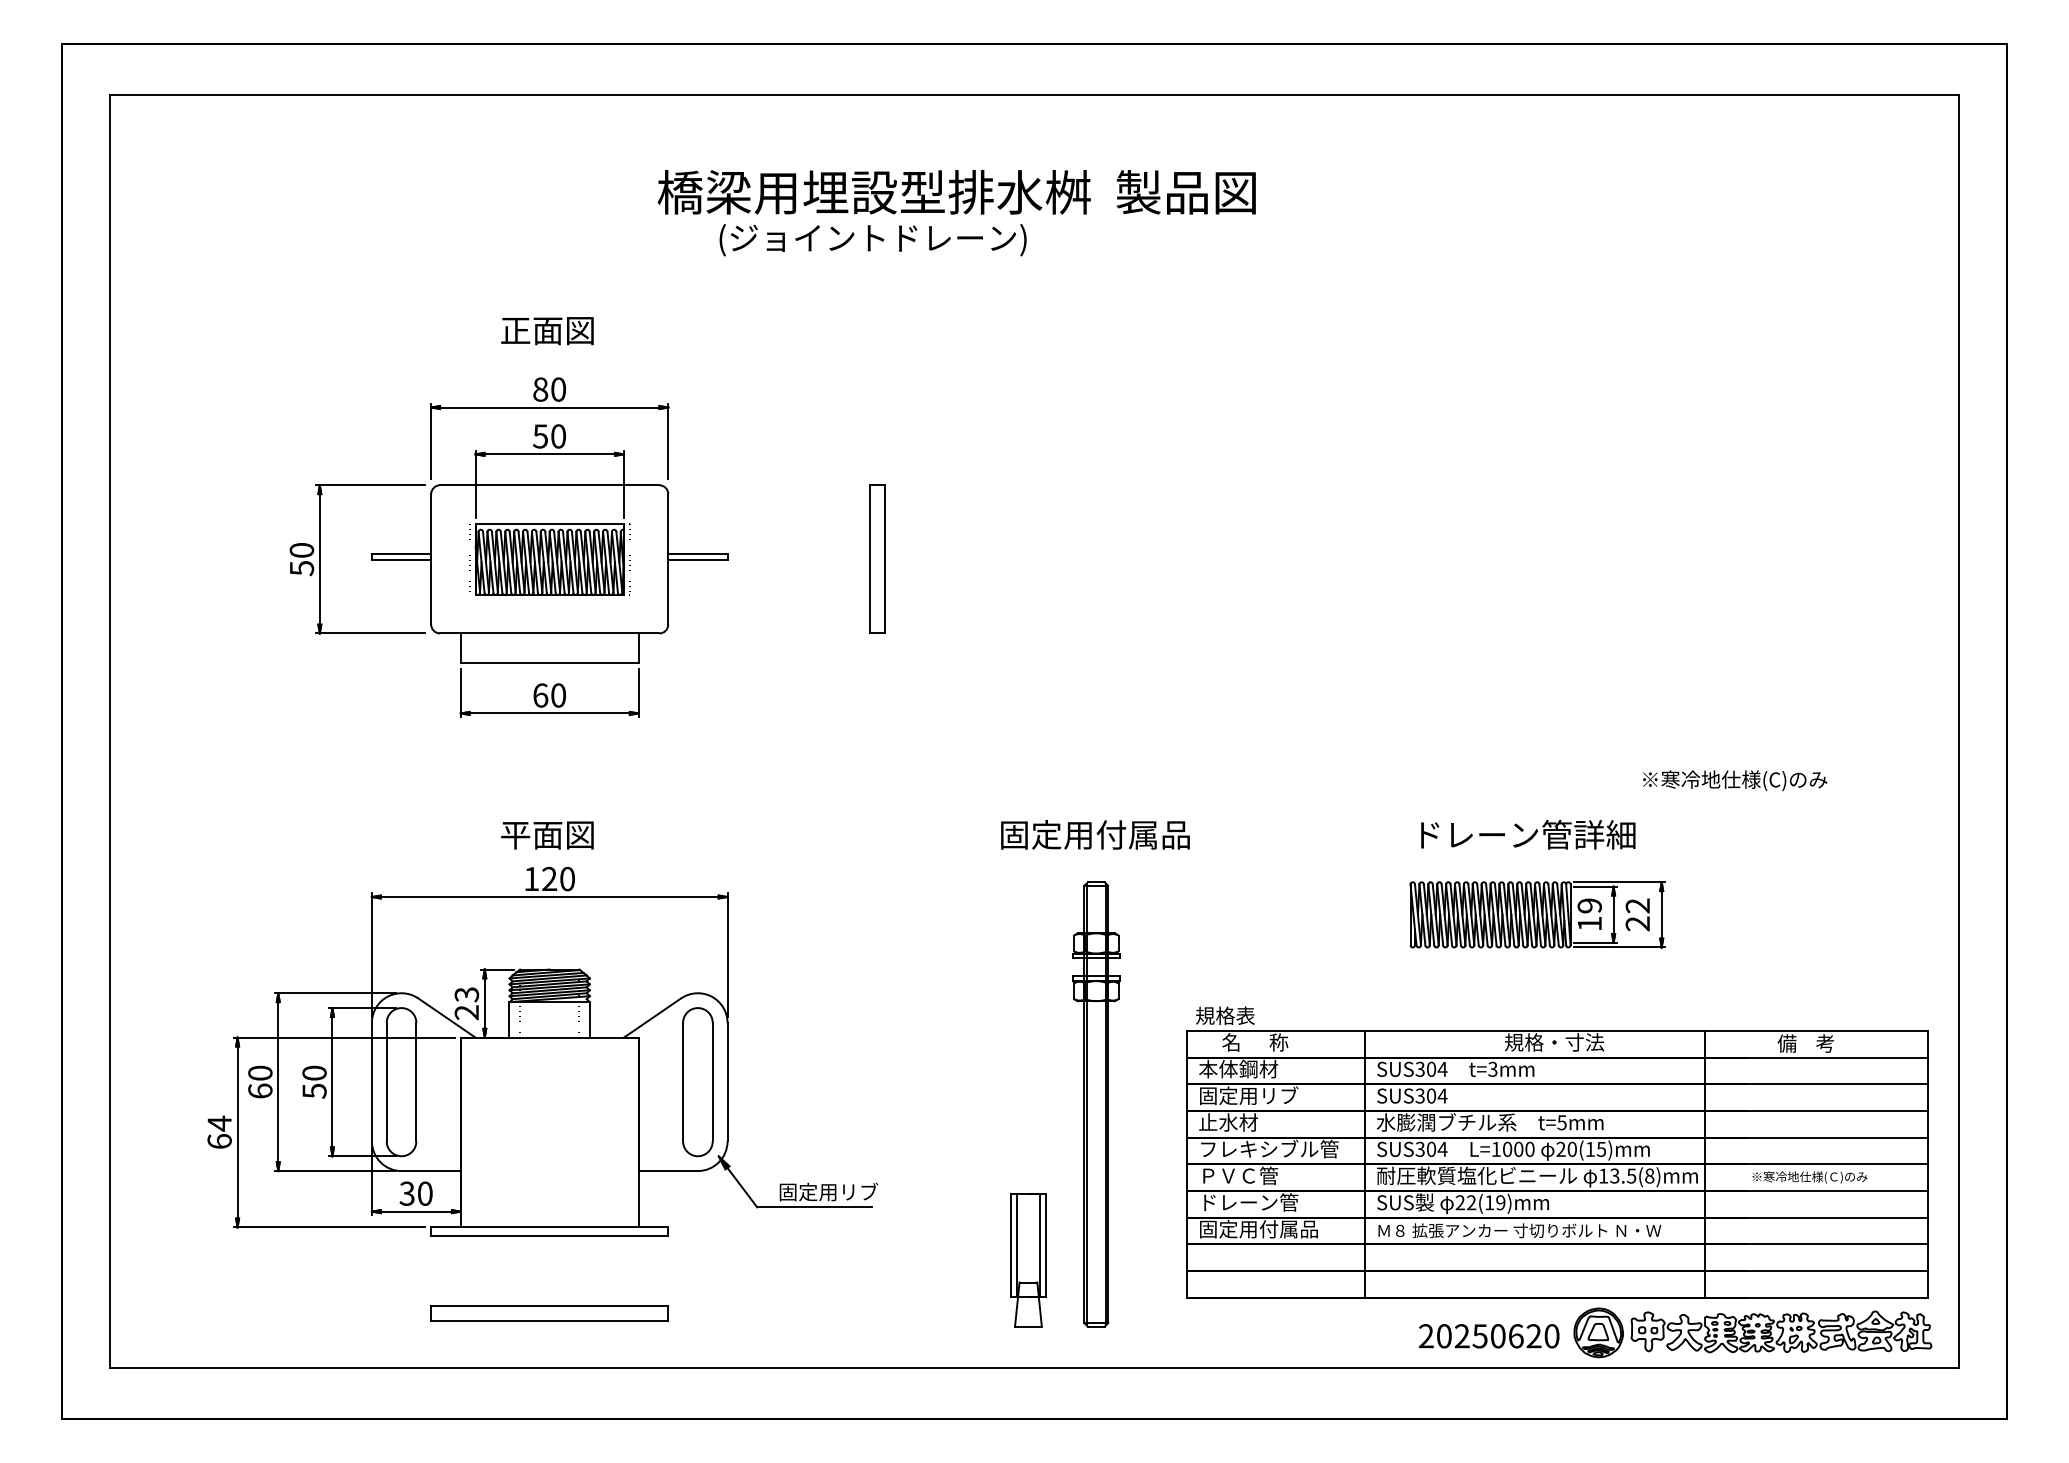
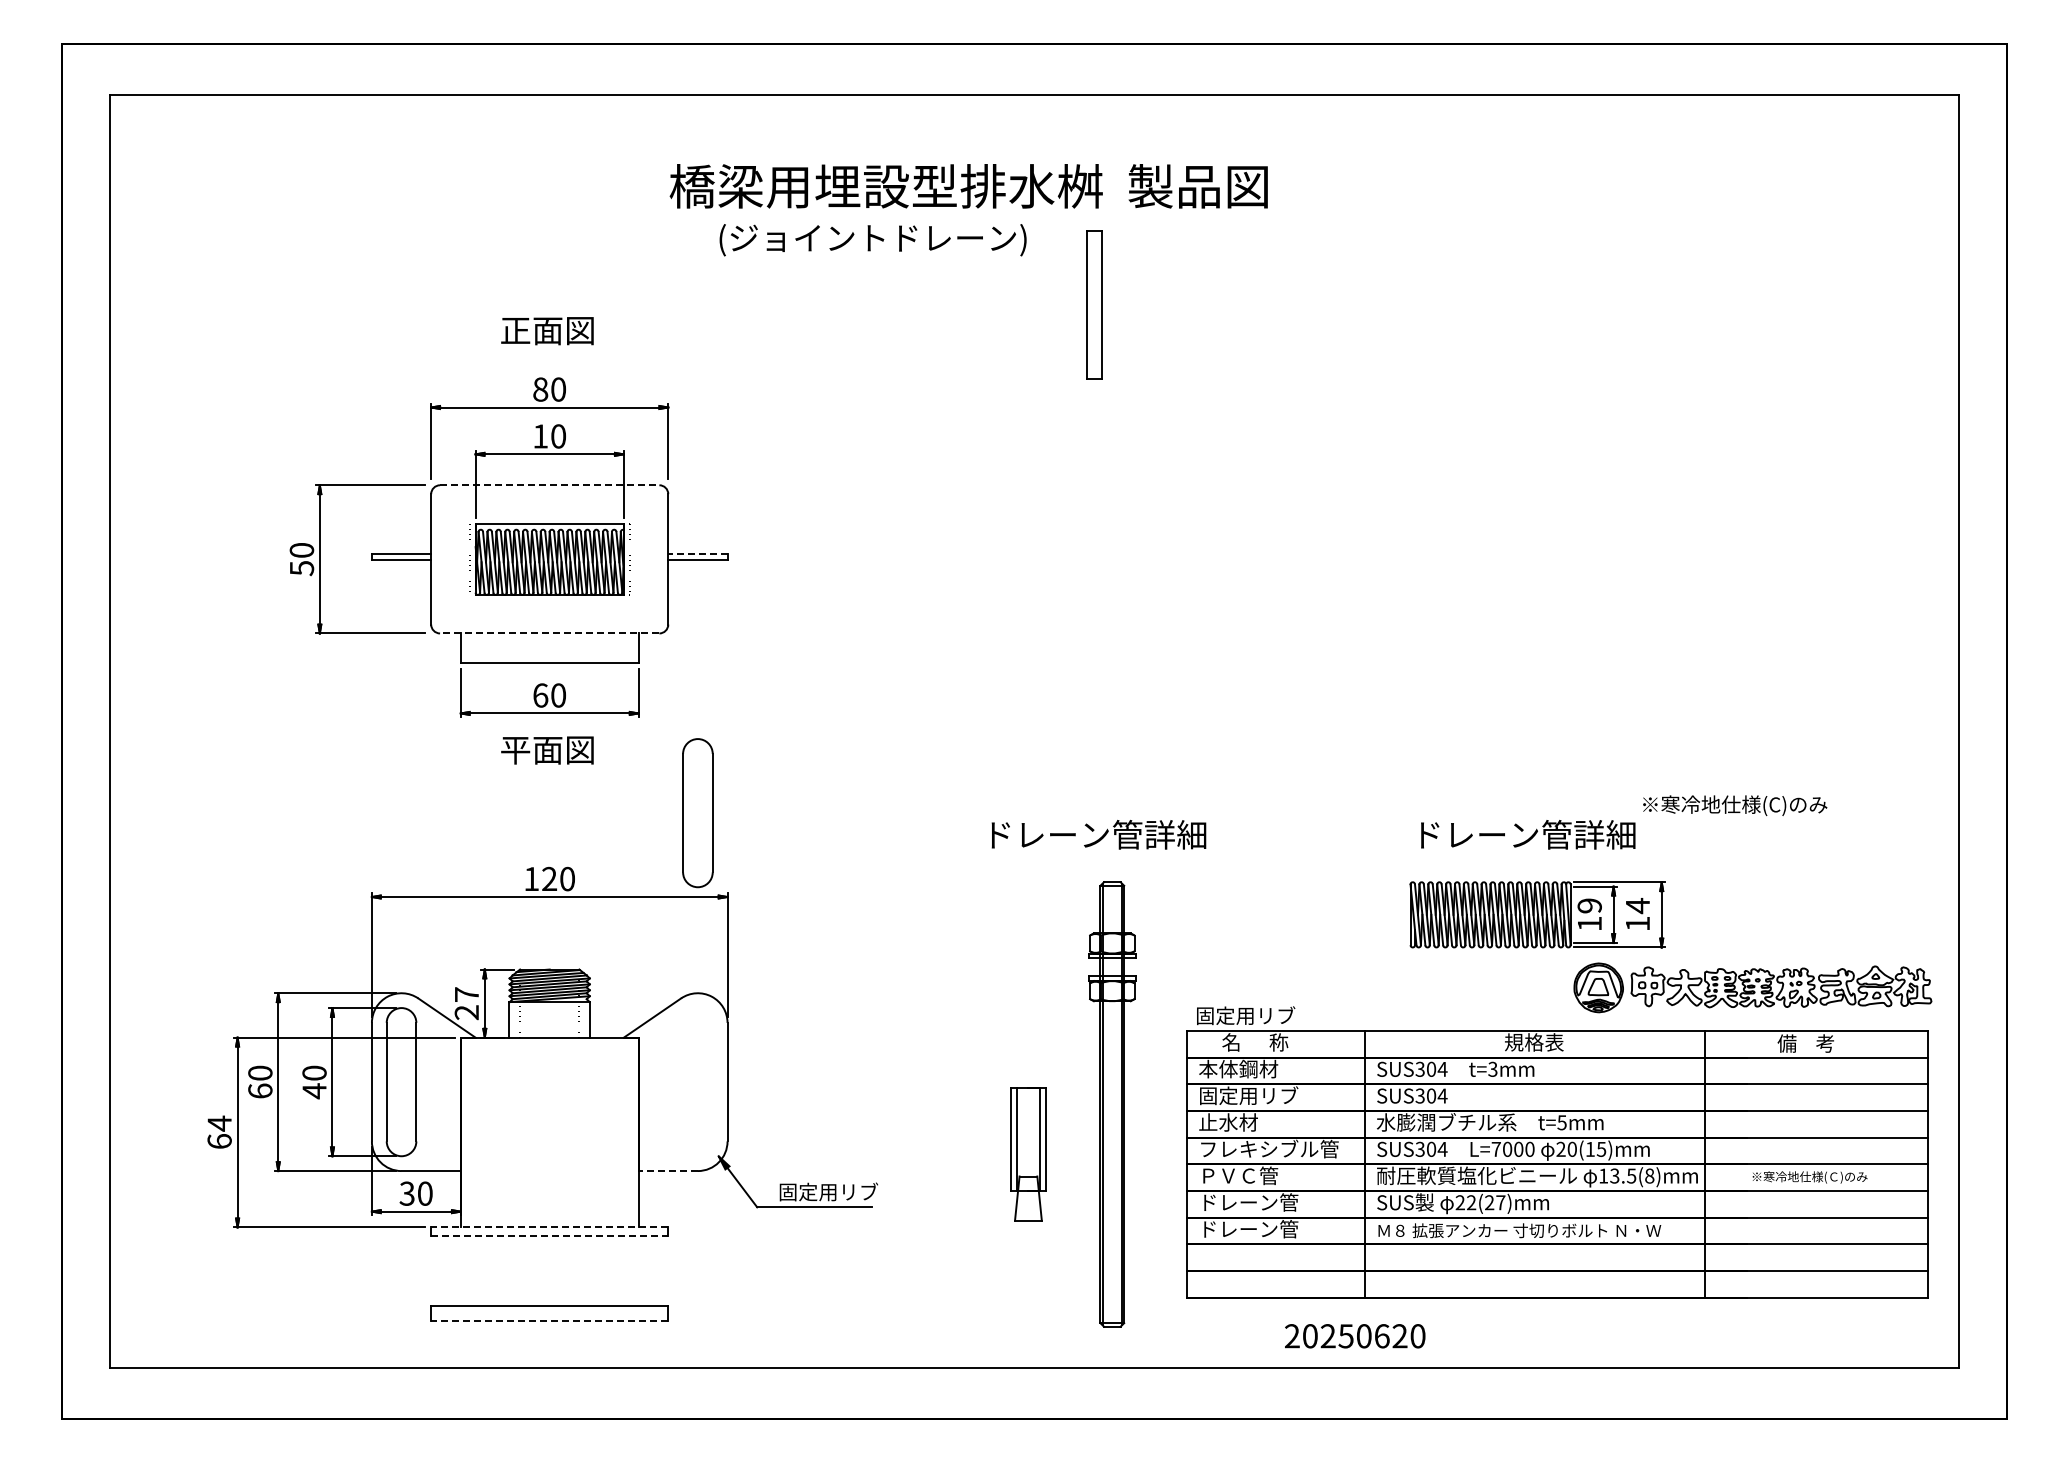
text position: (956, 192) -> (968, 186) (968, 186)
text: 50 -> 10 (539, 436)
line: solid -> dashed (549, 485)
line: solid -> dashed (697, 553)
part position: (877, 558) -> (1094, 304) (1094, 304)
line: solid -> dashed (549, 633)
text position: (1735, 780) -> (1735, 805) (1735, 805)
text: 固定用付属品 -> ドレーン管詳細 (1098, 834)
text position: (547, 835) -> (547, 750) (547, 750)
text: 22 -> 14 (1637, 914)
text: 23 -> 27 (466, 994)
text: 規格表 -> 固定用リブ (1245, 1015)
text: 規格・寸法 -> 規格表 (1574, 1042)
part position: (697, 1082) -> (697, 813) (697, 813)
text: 50 -> 40 (314, 1091)
part position: (1096, 1104) -> (1112, 1104) (1112, 1104)
text: L=1000 -> L=7000 (1495, 1149)
line: solid -> dashed (668, 1171)
text: 22(19)mm -> 22(27)mm (1495, 1202)
line: solid -> dashed (549, 1227)
text: 固定用付属品 -> ドレーン管 (1258, 1228)
line: solid -> dashed (549, 1236)
part position: (1028, 1260) -> (1028, 1154) (1028, 1154)
line: solid -> dashed (549, 1320)
part position: (1752, 1332) -> (1752, 987) (1752, 987)
text position: (1489, 1336) -> (1355, 1336) (1355, 1336)
